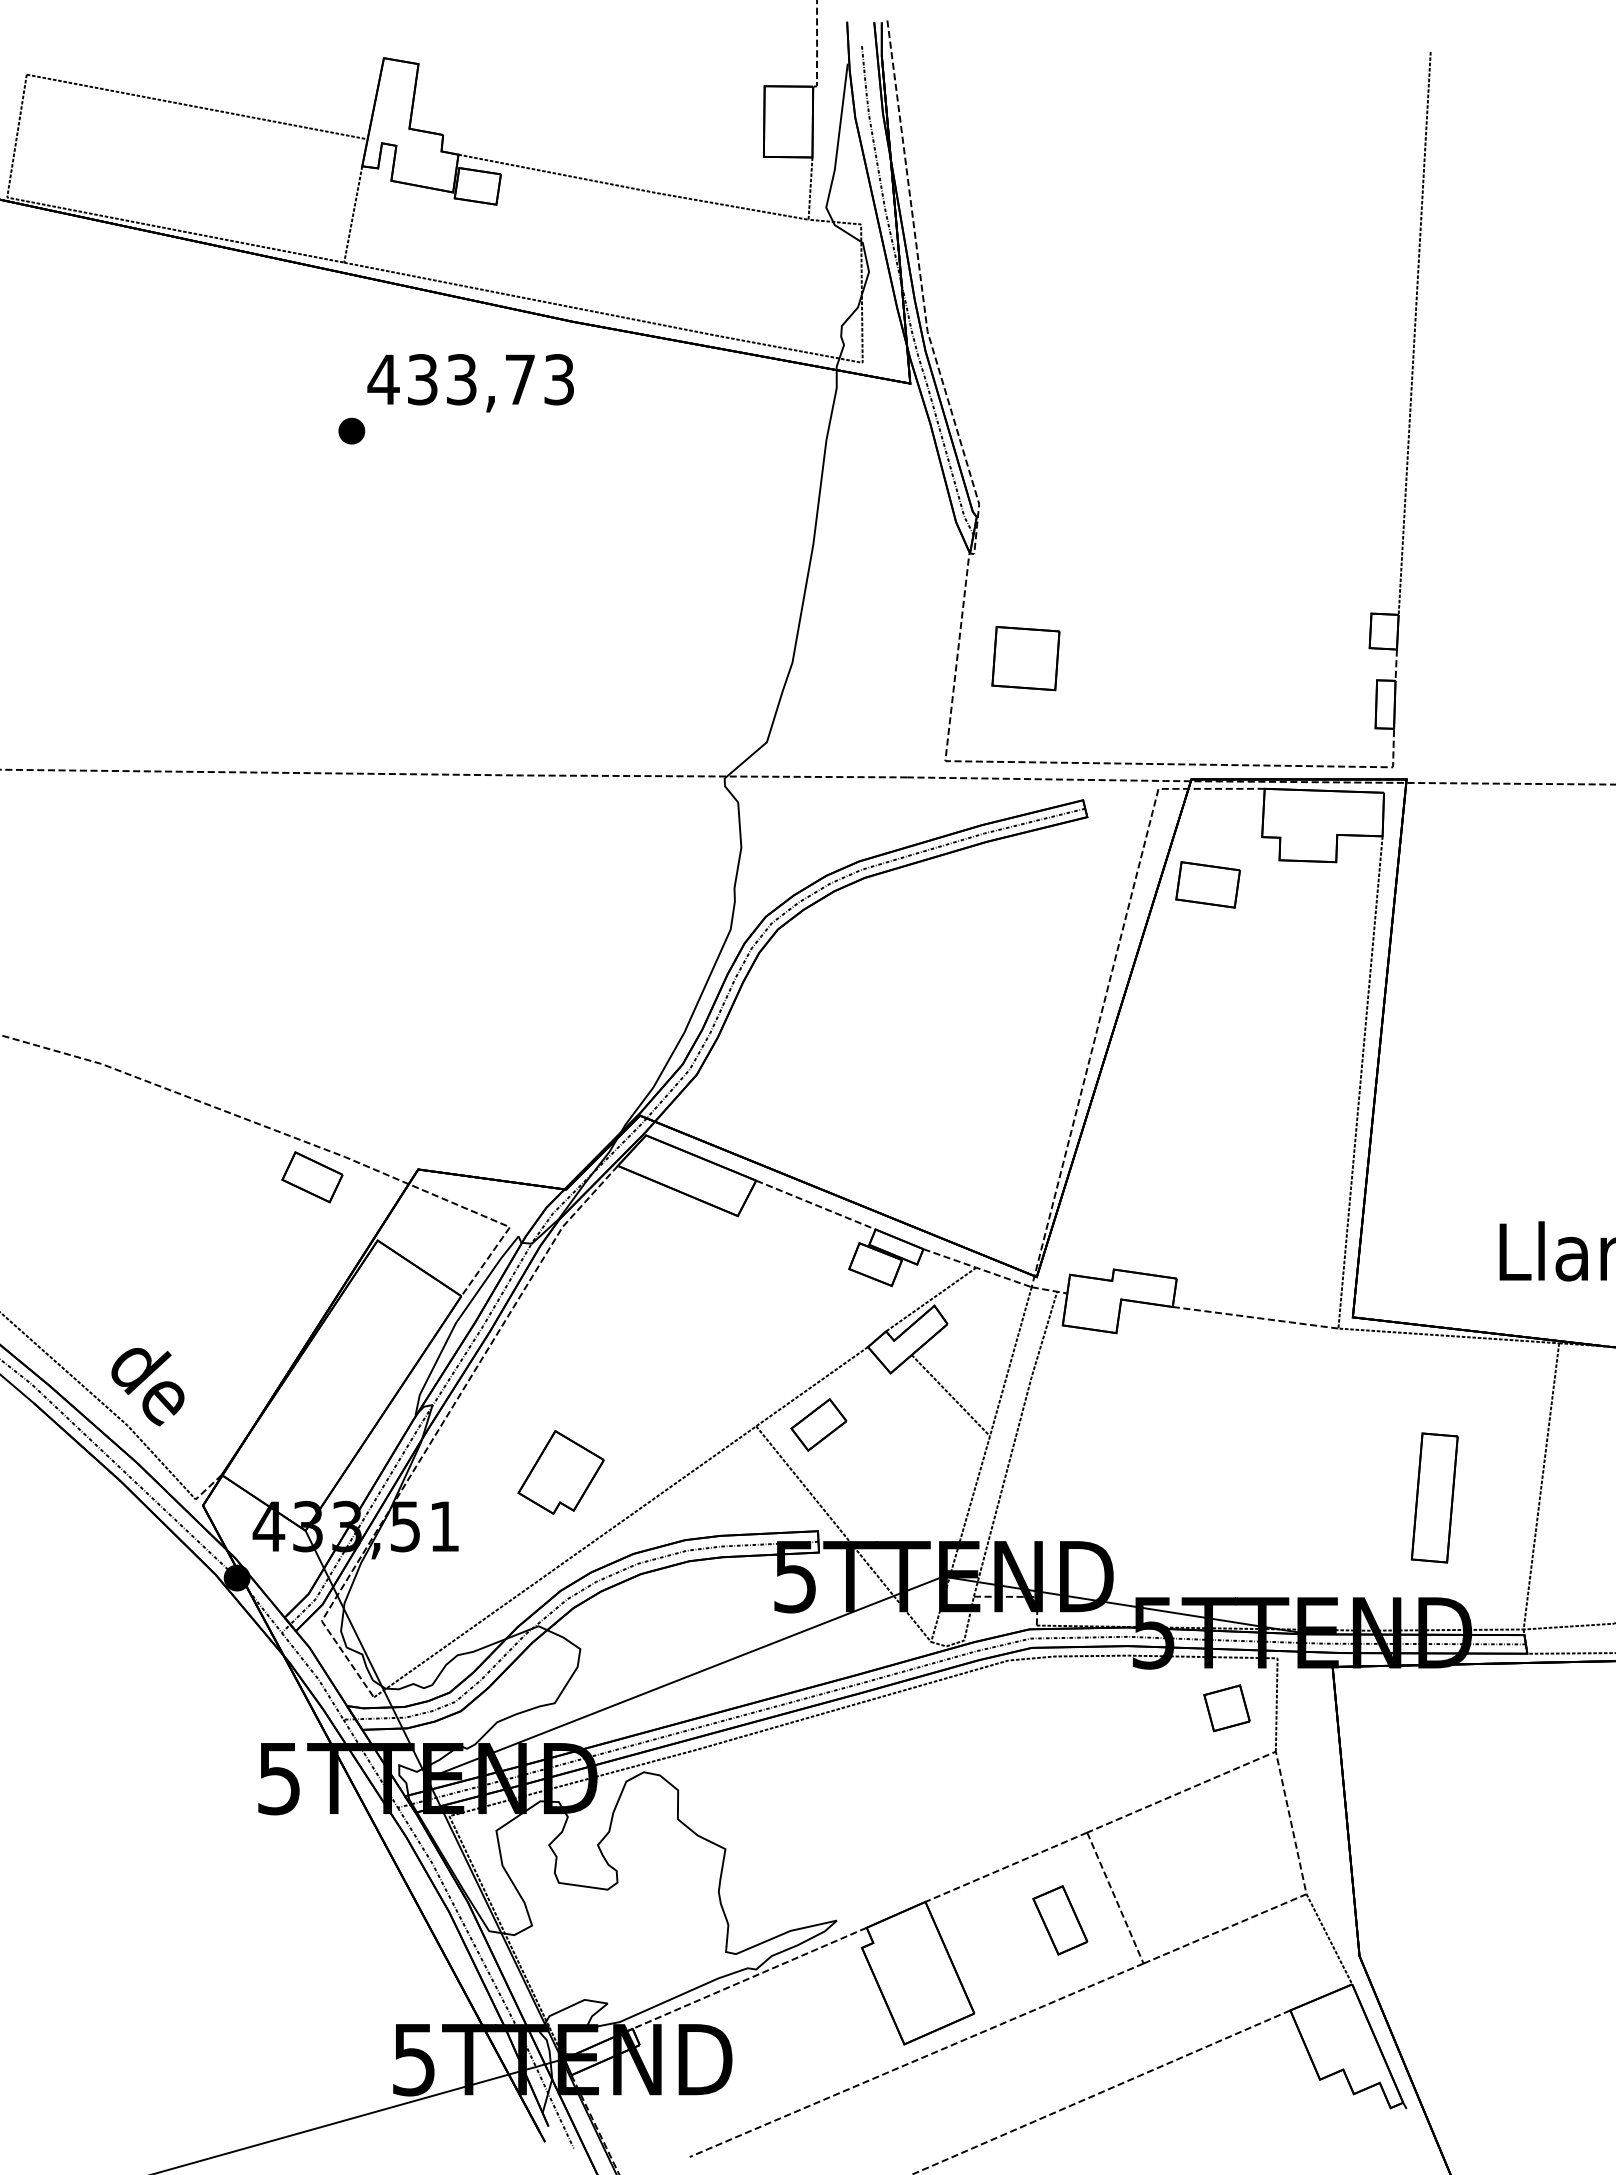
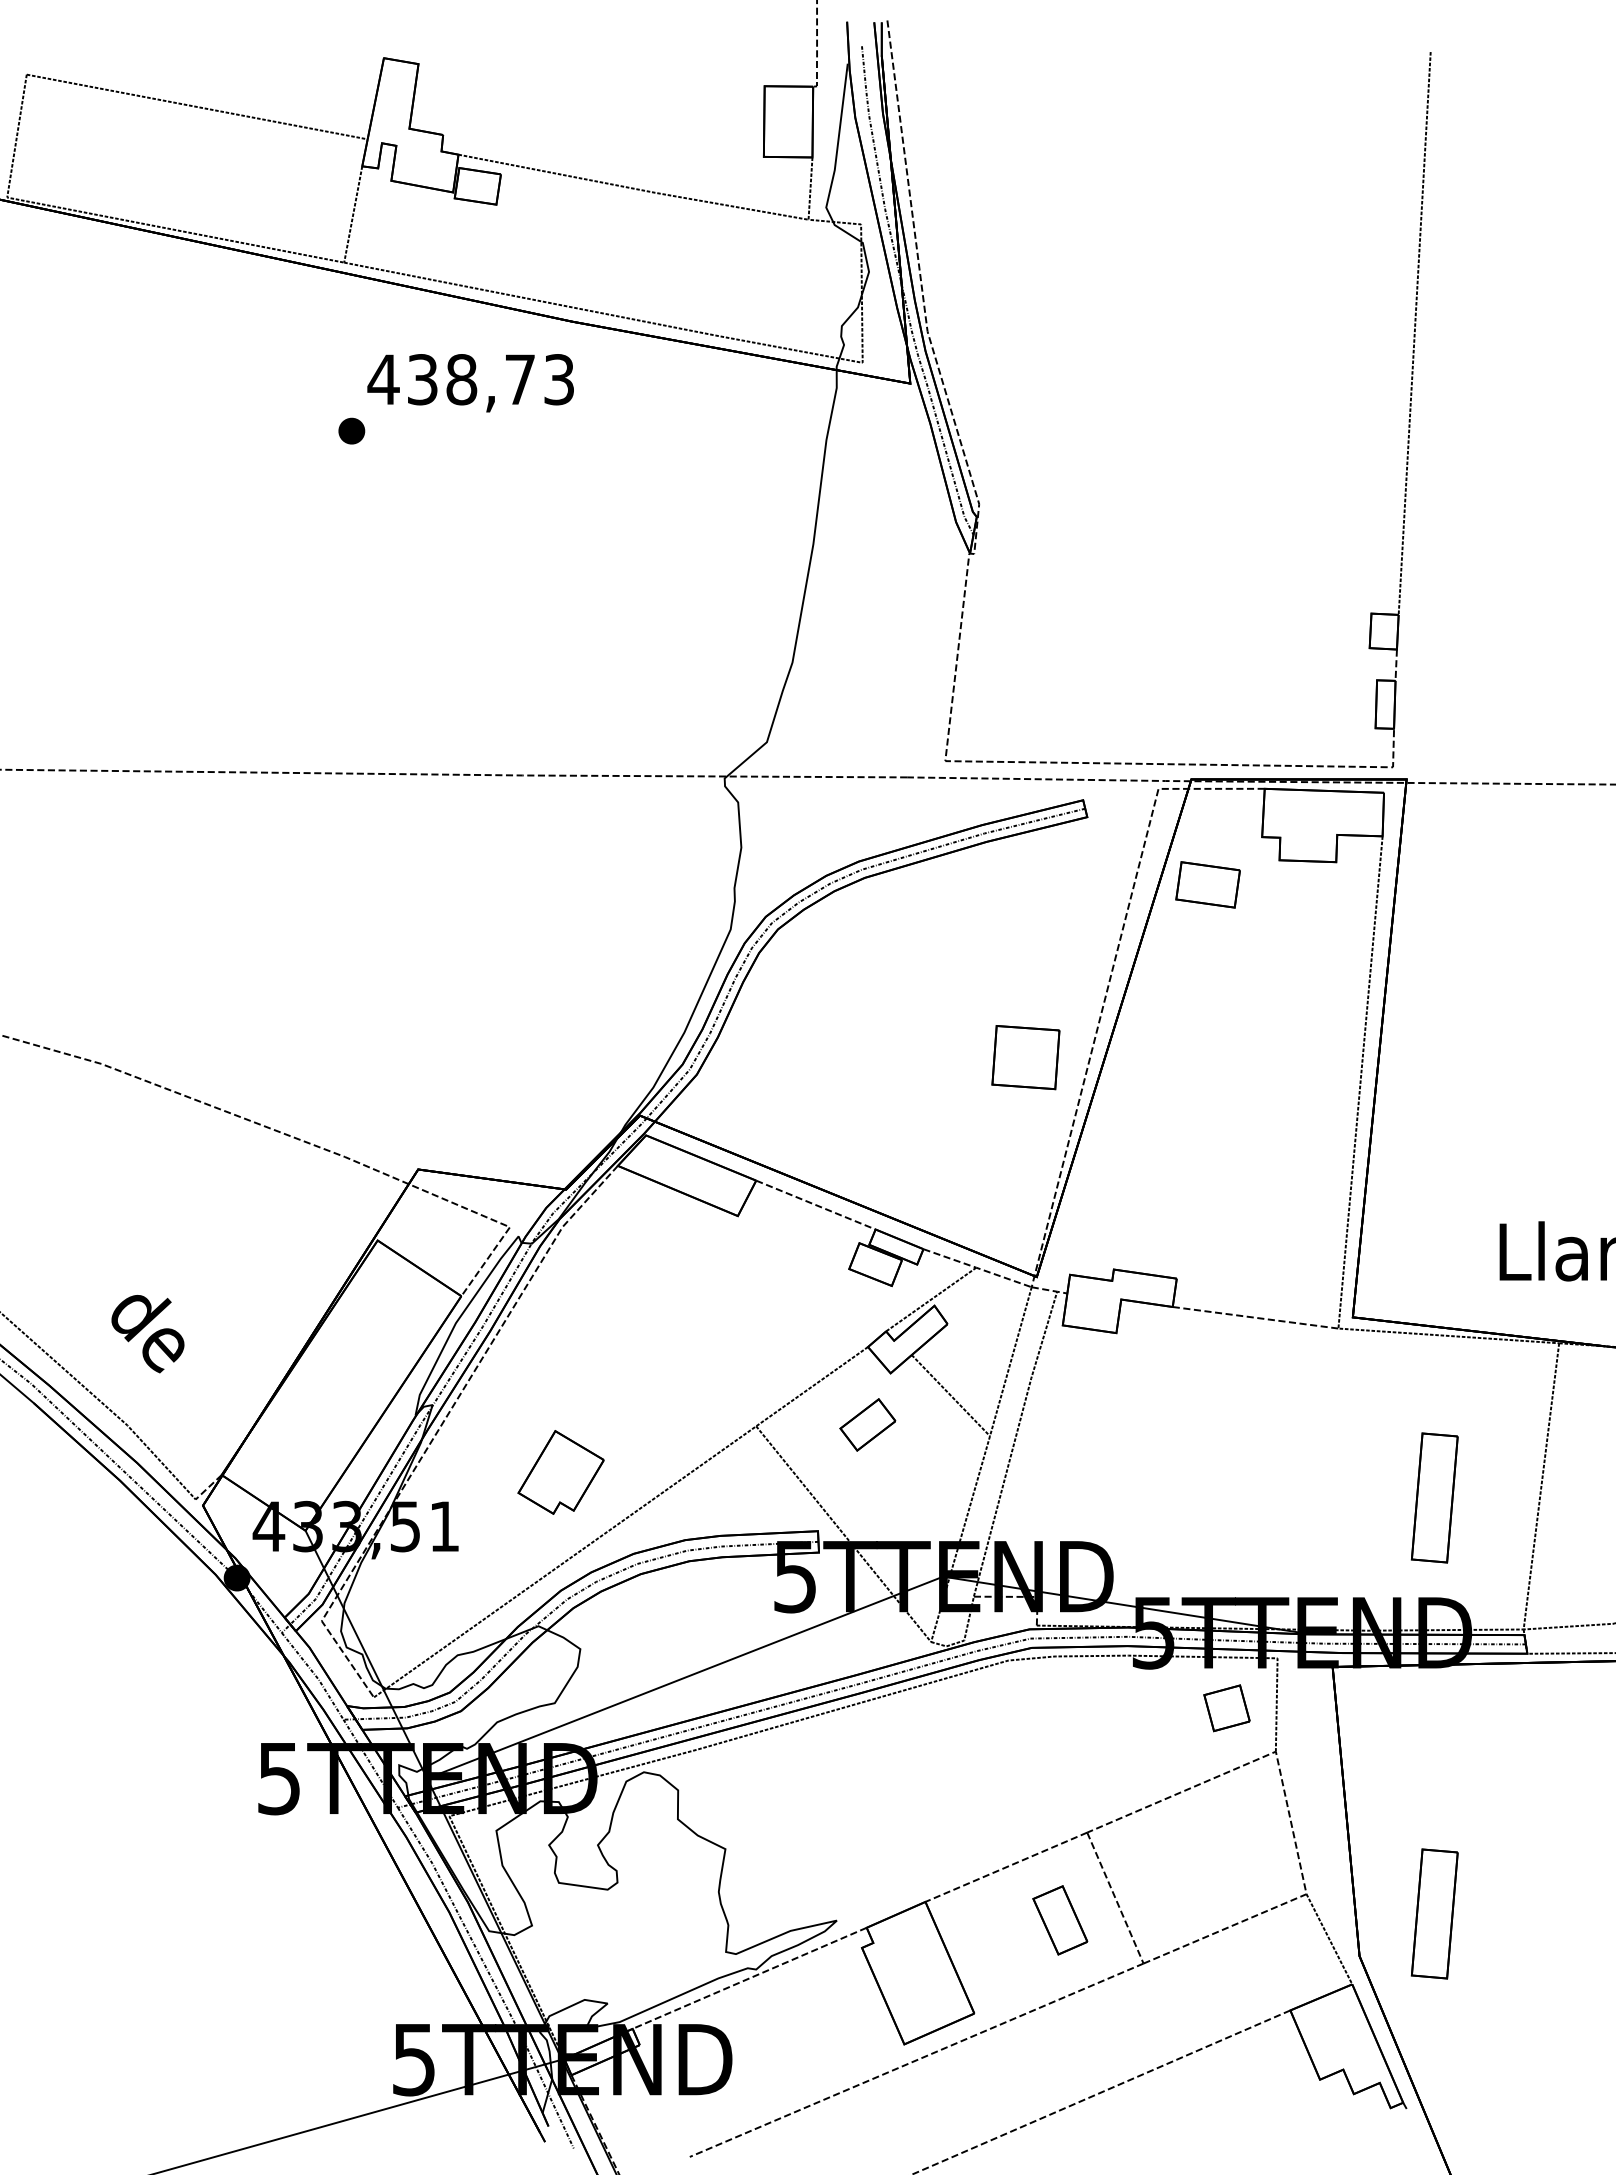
text: 433,73 -> 438,73 (461, 379)
part position: (1025, 658) -> (1025, 1057) (1025, 1057)
part: present -> none (312, 1177)
text position: (147, 1387) -> (147, 1334) (147, 1334)
part position: (818, 1424) -> (867, 1424) (867, 1424)
part: none -> present (1434, 1913)
